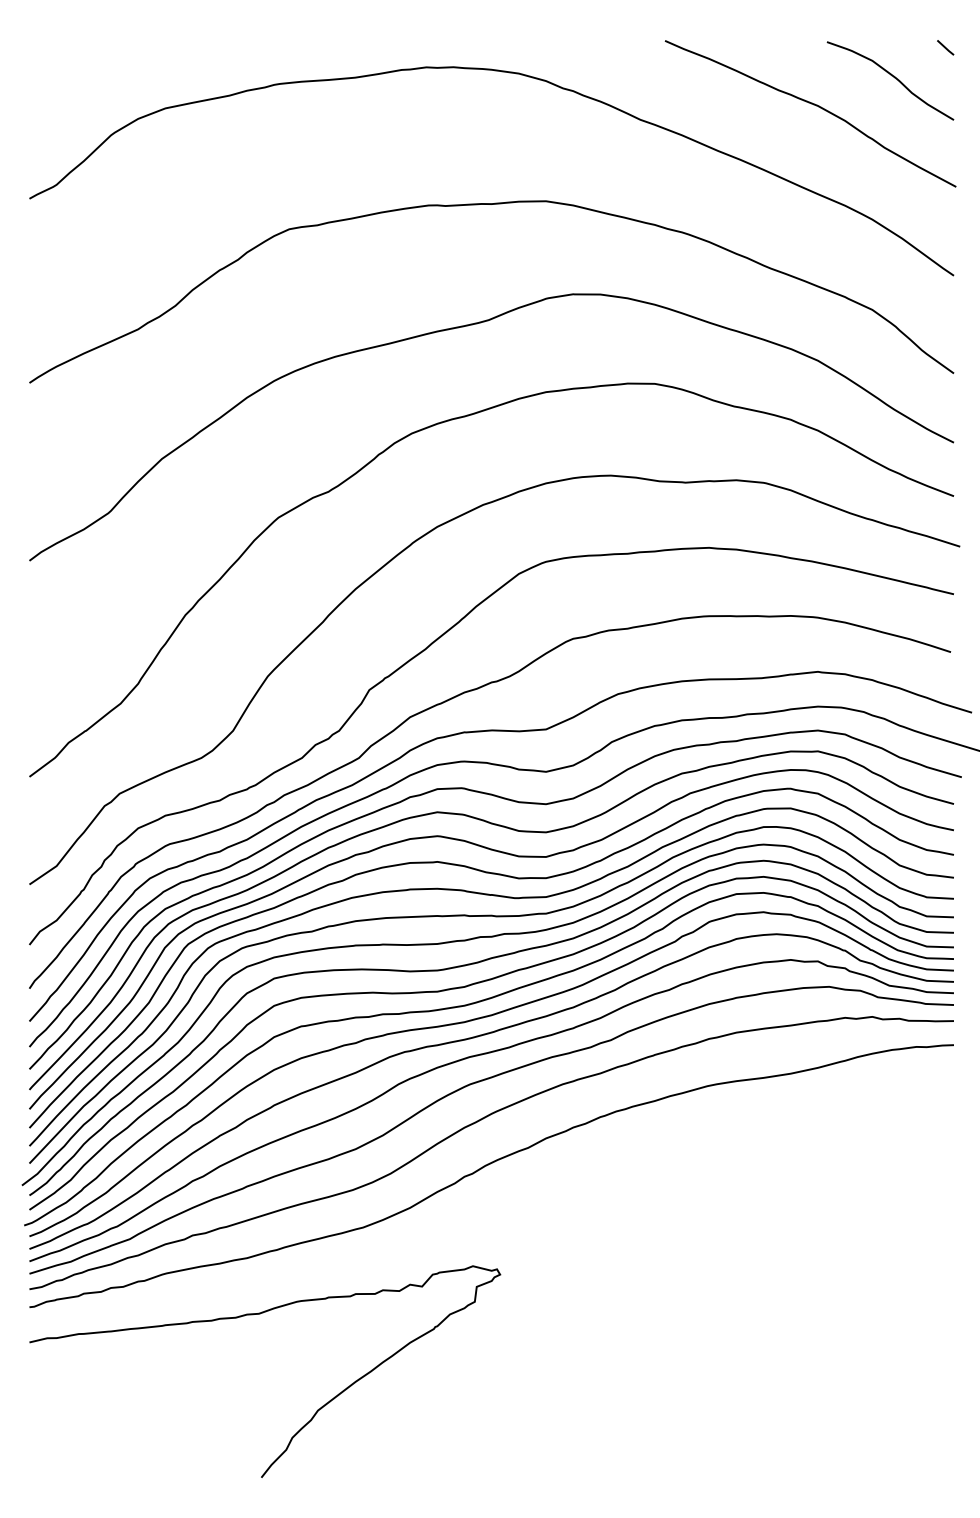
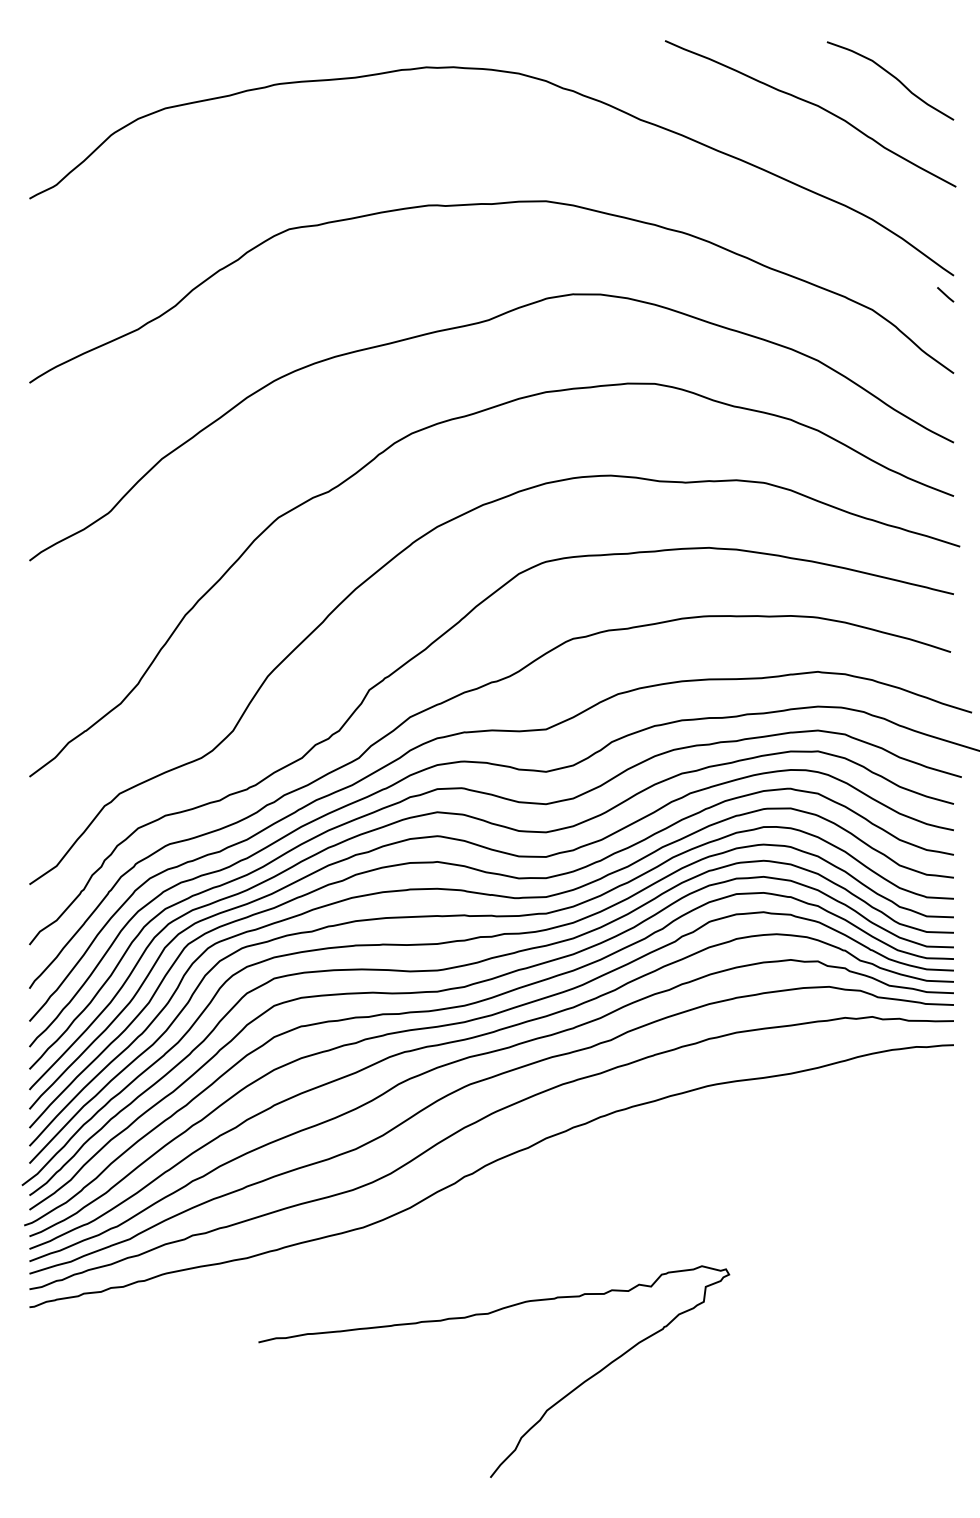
line position: (945, 47) -> (945, 294) (945, 294)
curve position: (260, 1314) -> (489, 1314) (489, 1314)
